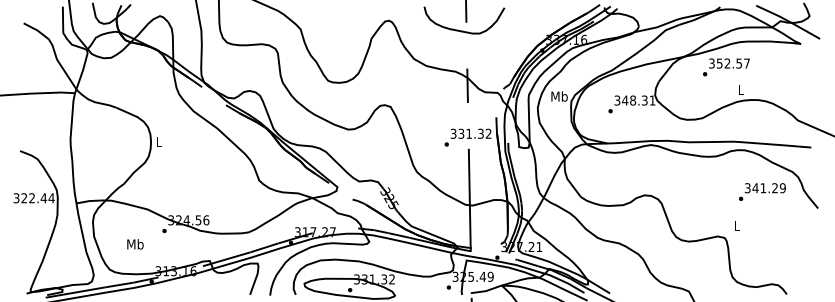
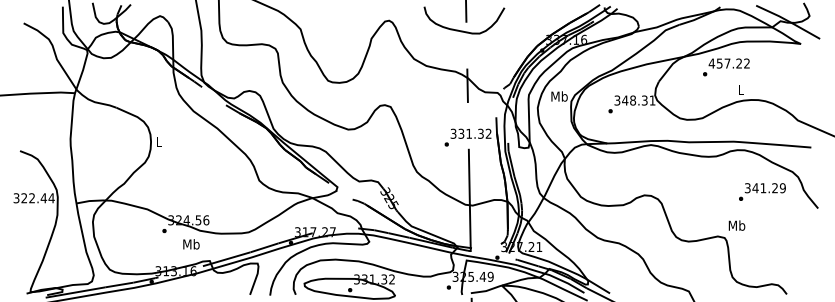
text: 352.57 -> 457.22 (728, 63)
text: L -> Mb (736, 225)
text position: (135, 244) -> (191, 244) (191, 244)
